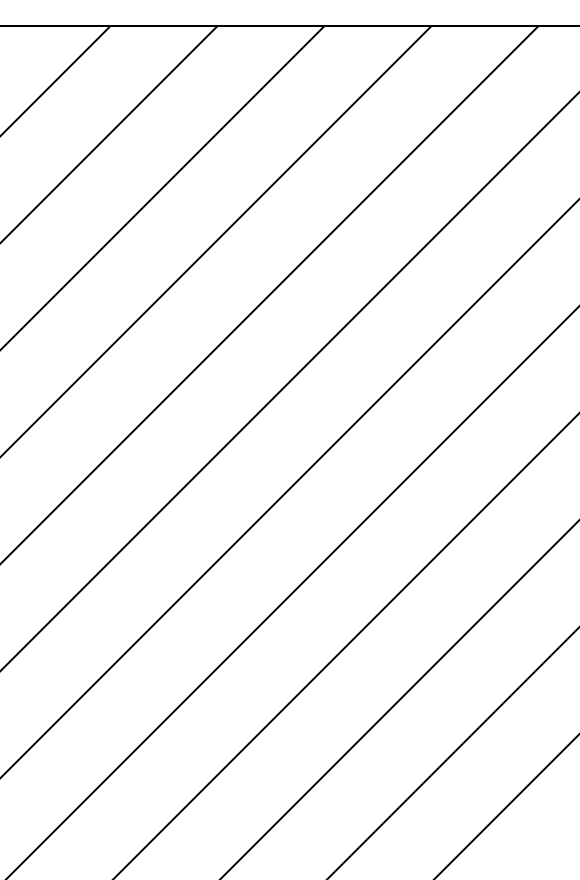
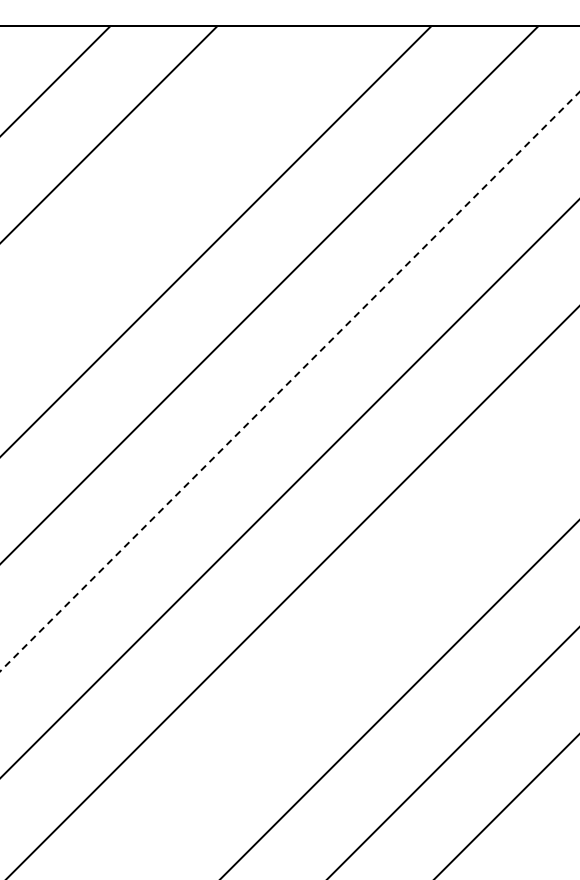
line: present -> none (163, 187)
line: solid -> dashed (290, 381)
line: present -> none (346, 645)
